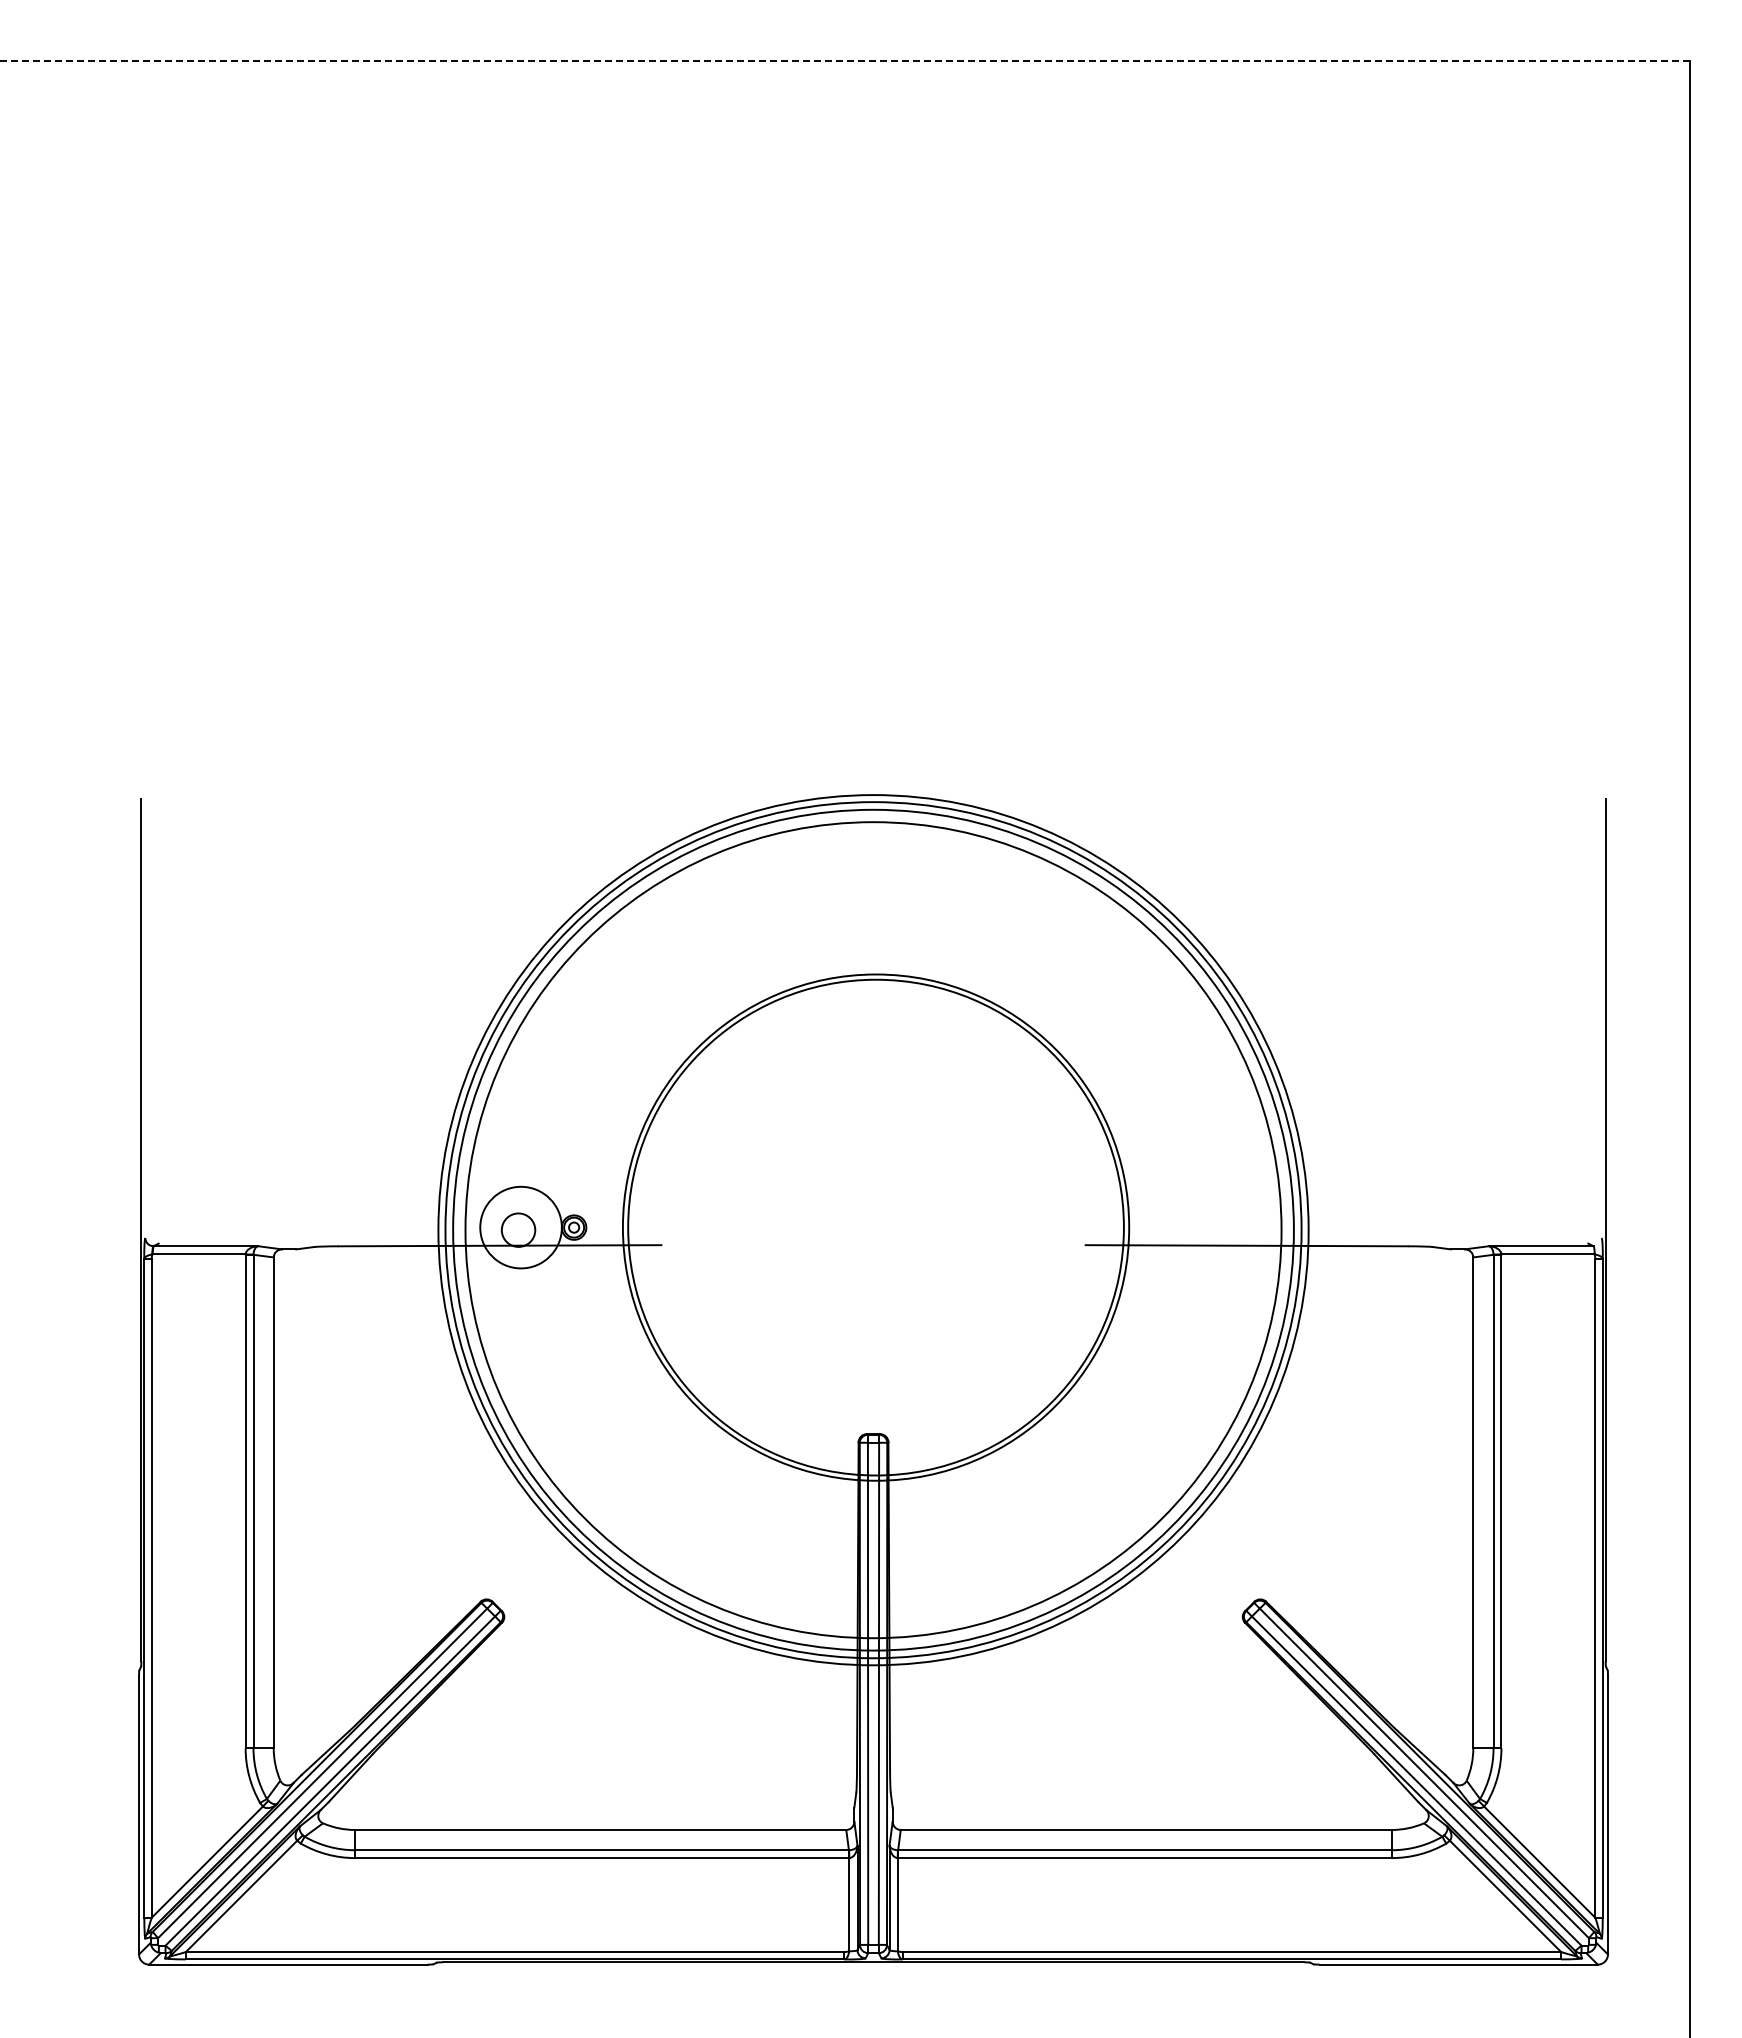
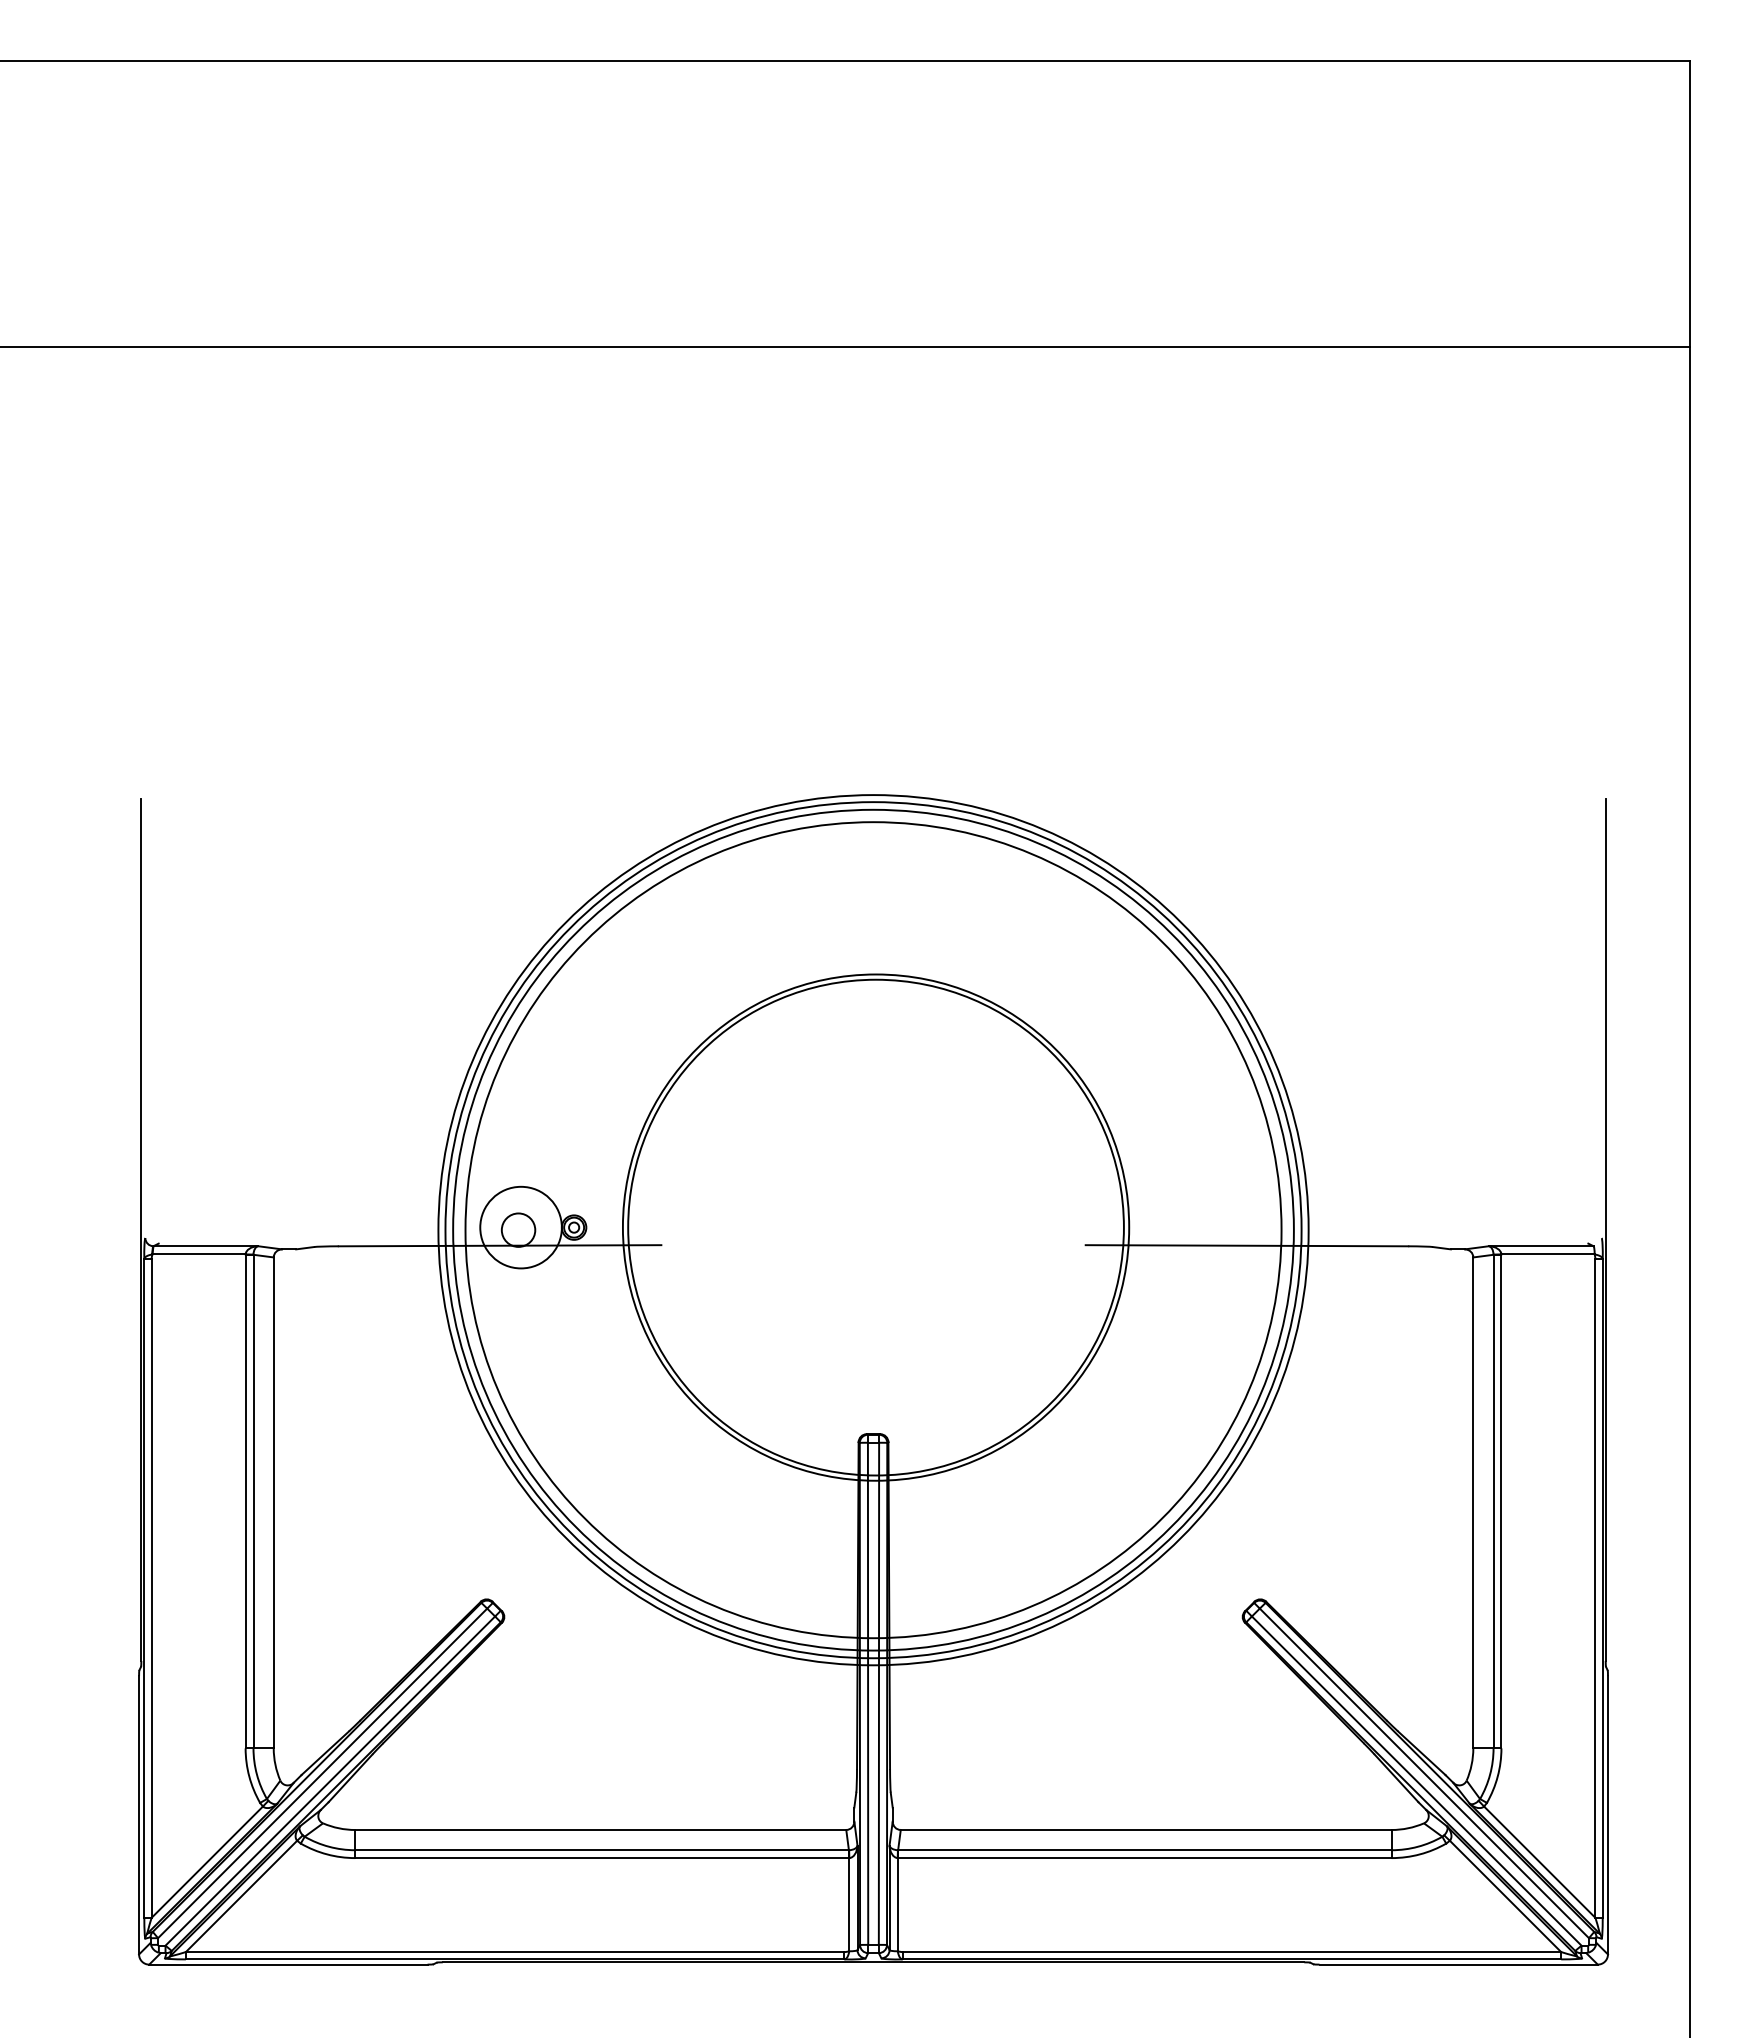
line: dashed -> solid (844, 61)
line: none -> present (845, 346)
